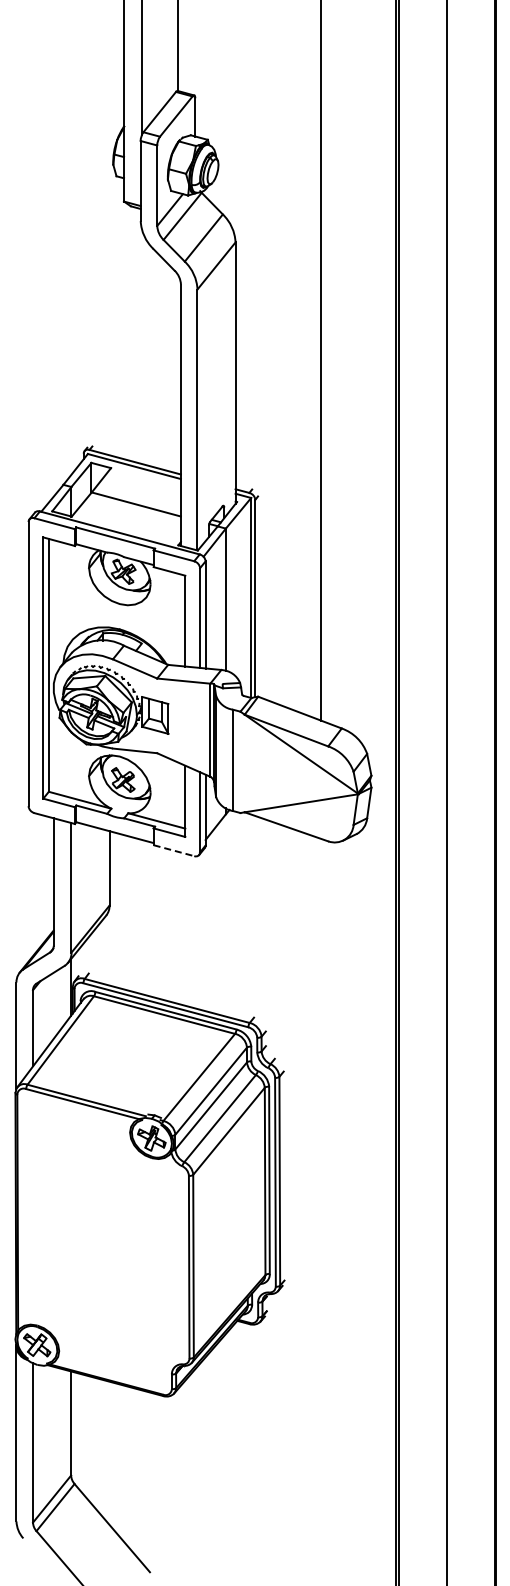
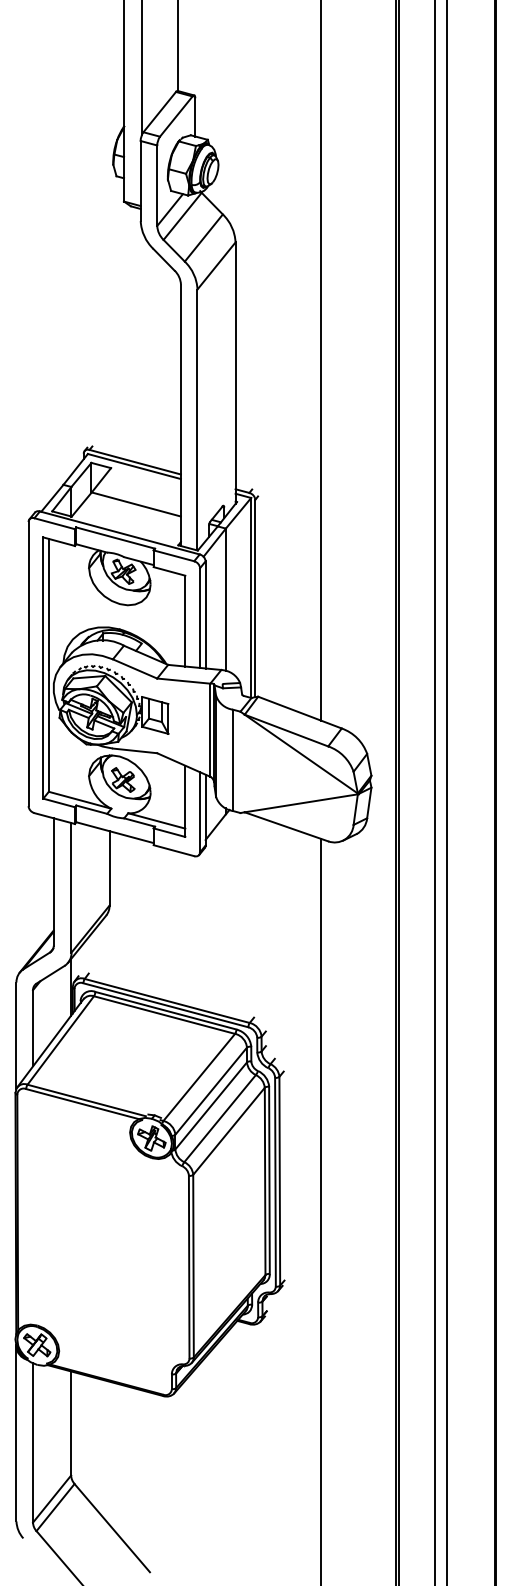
line: none -> present (434, 792)
line: dashed -> solid (174, 850)
line: none -> present (321, 1210)
